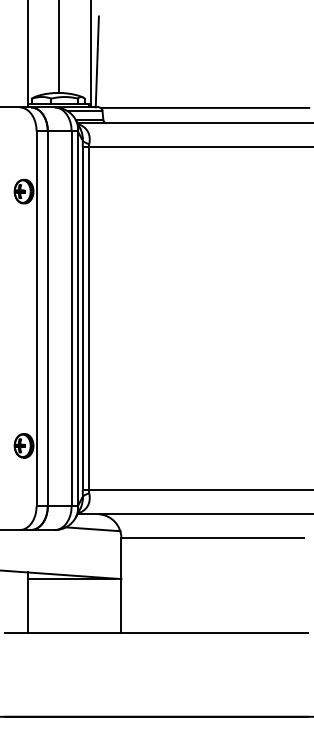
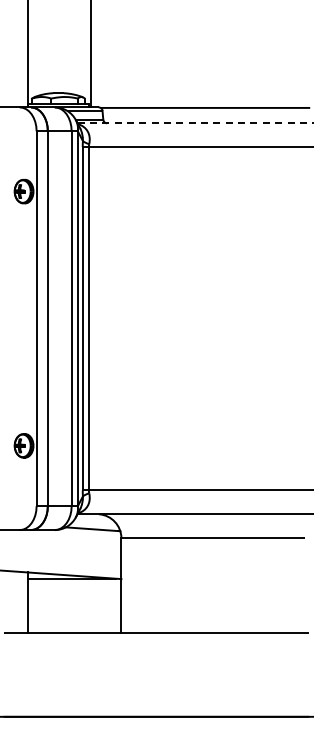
line: present -> none (58, 47)
line: present -> none (96, 61)
line: solid -> dashed (195, 123)
